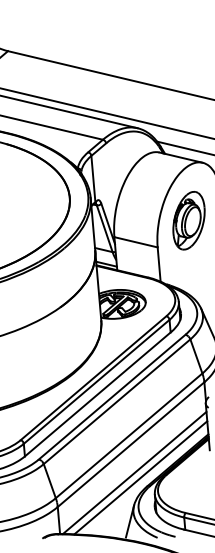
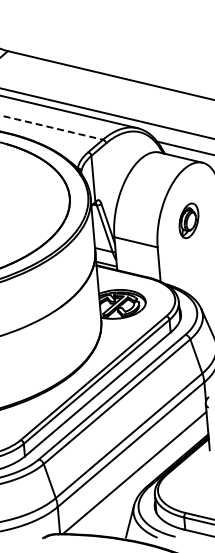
line: solid -> dashed (51, 127)
part size: 34x60 px -> 22x38 px (188, 220)
line: present -> none (140, 477)
